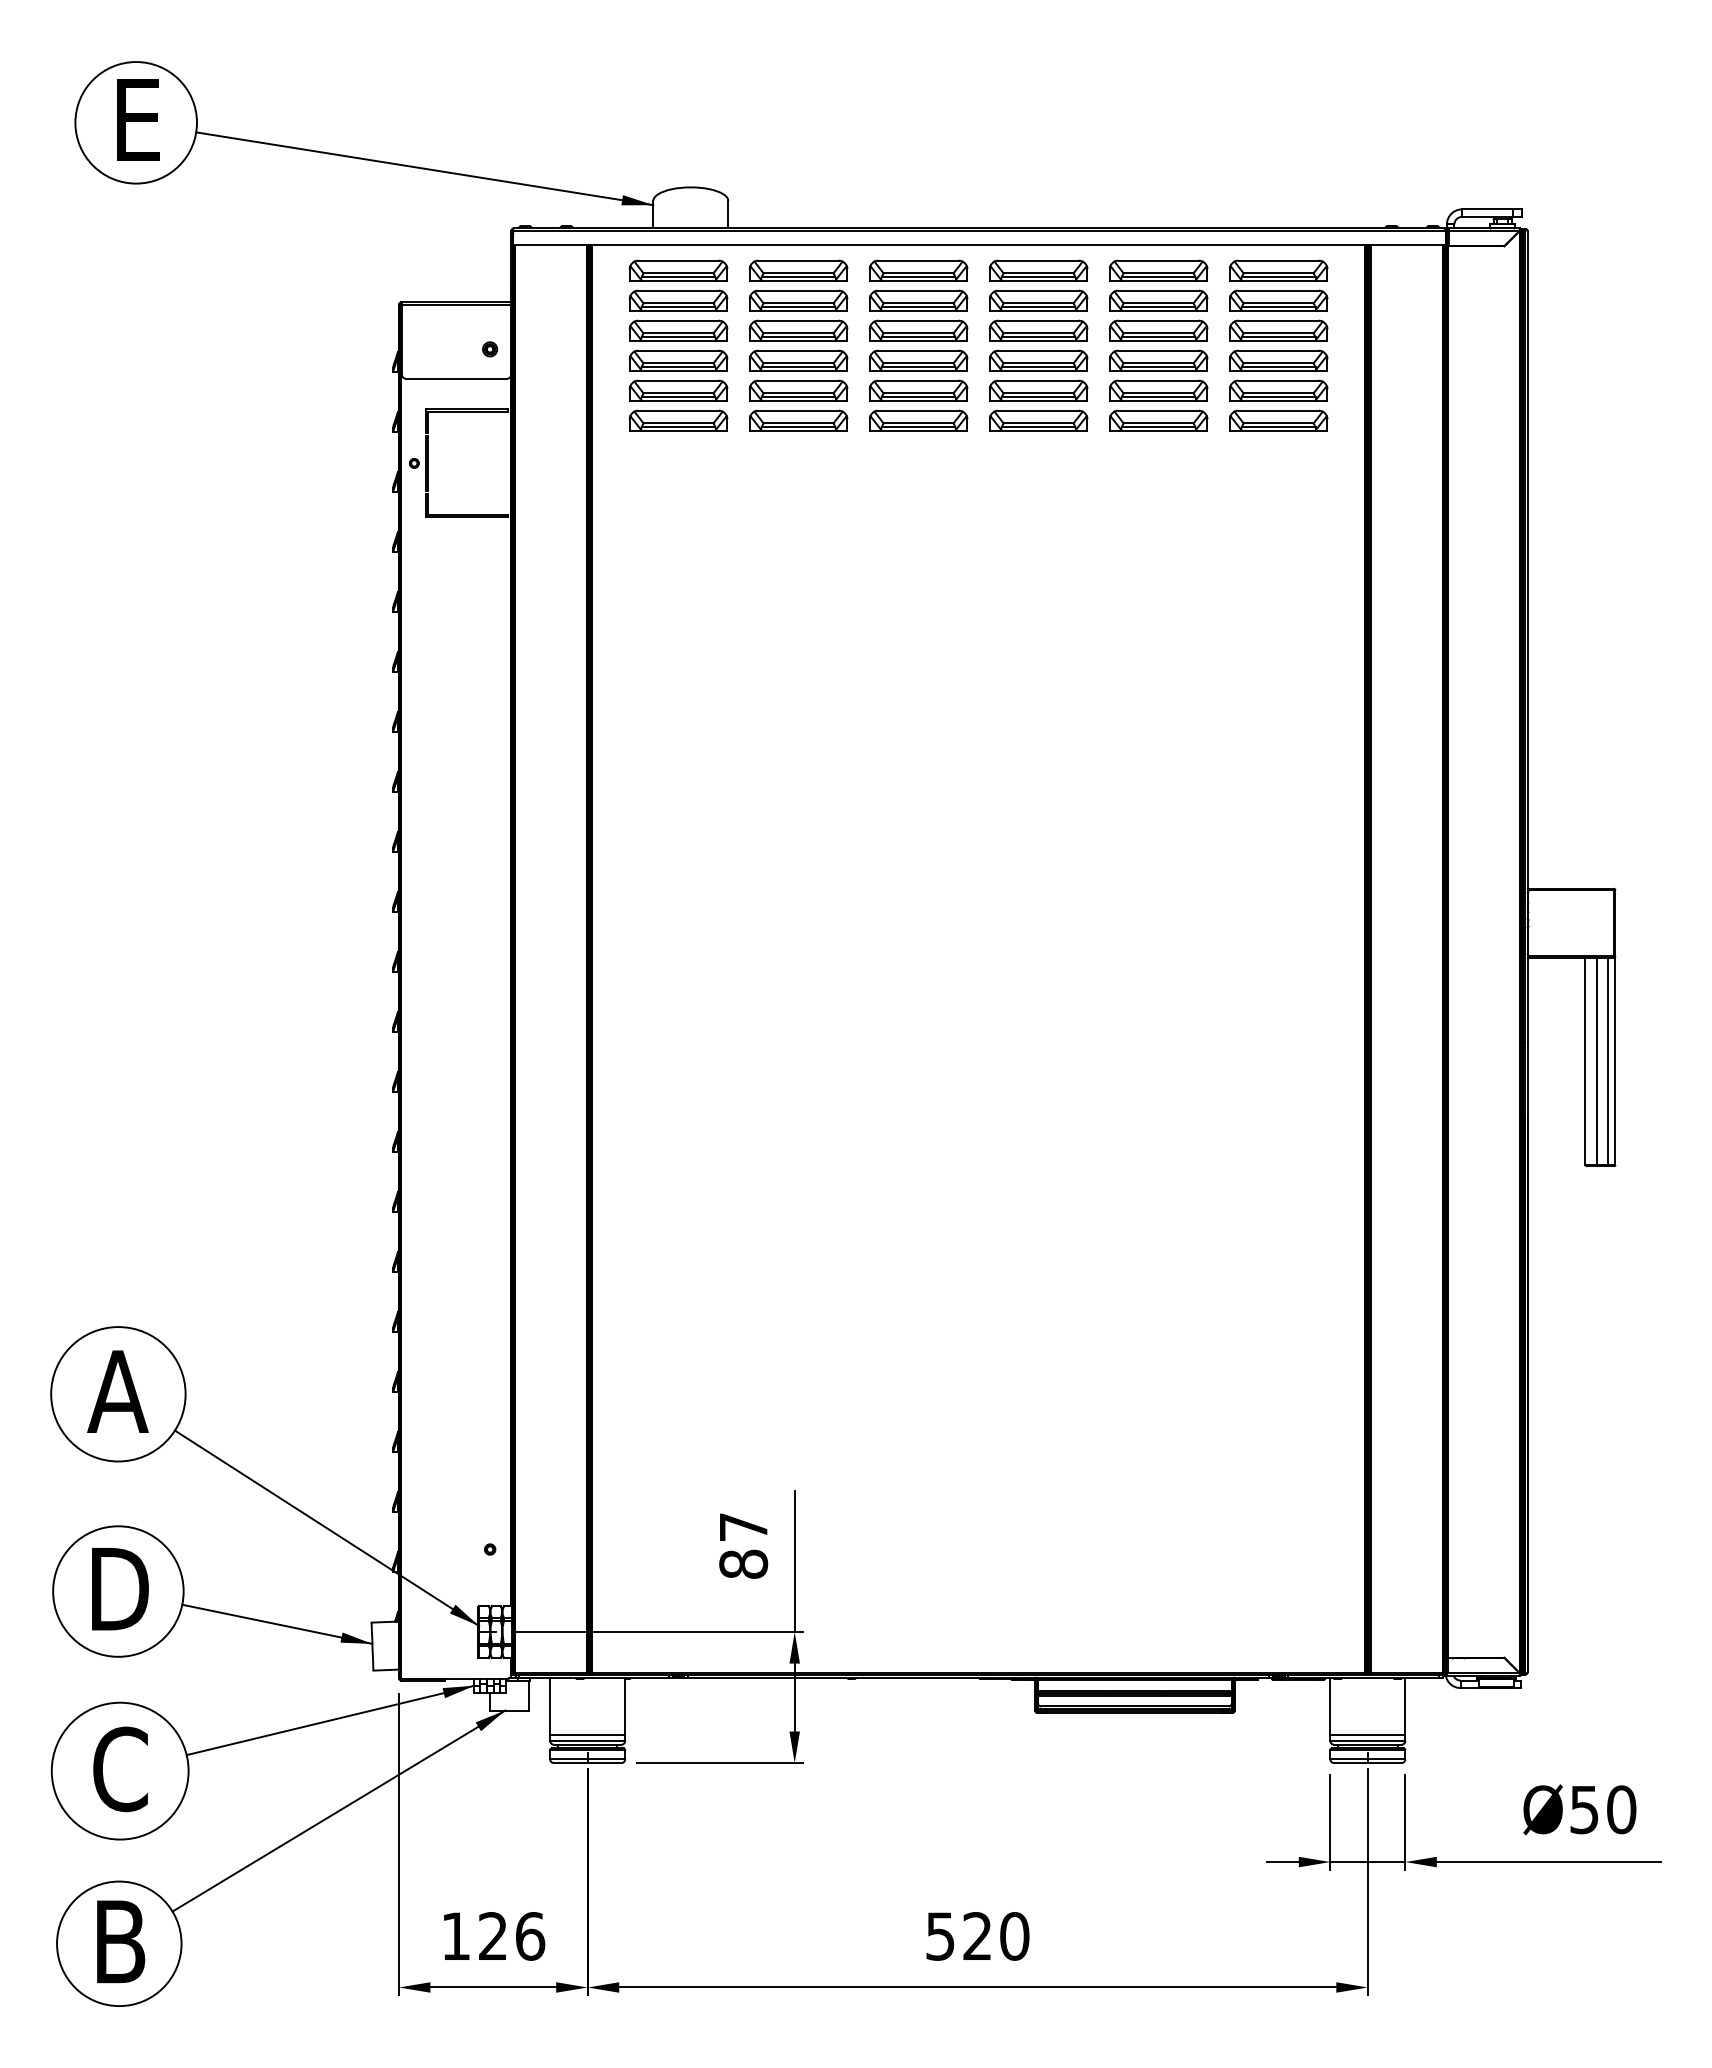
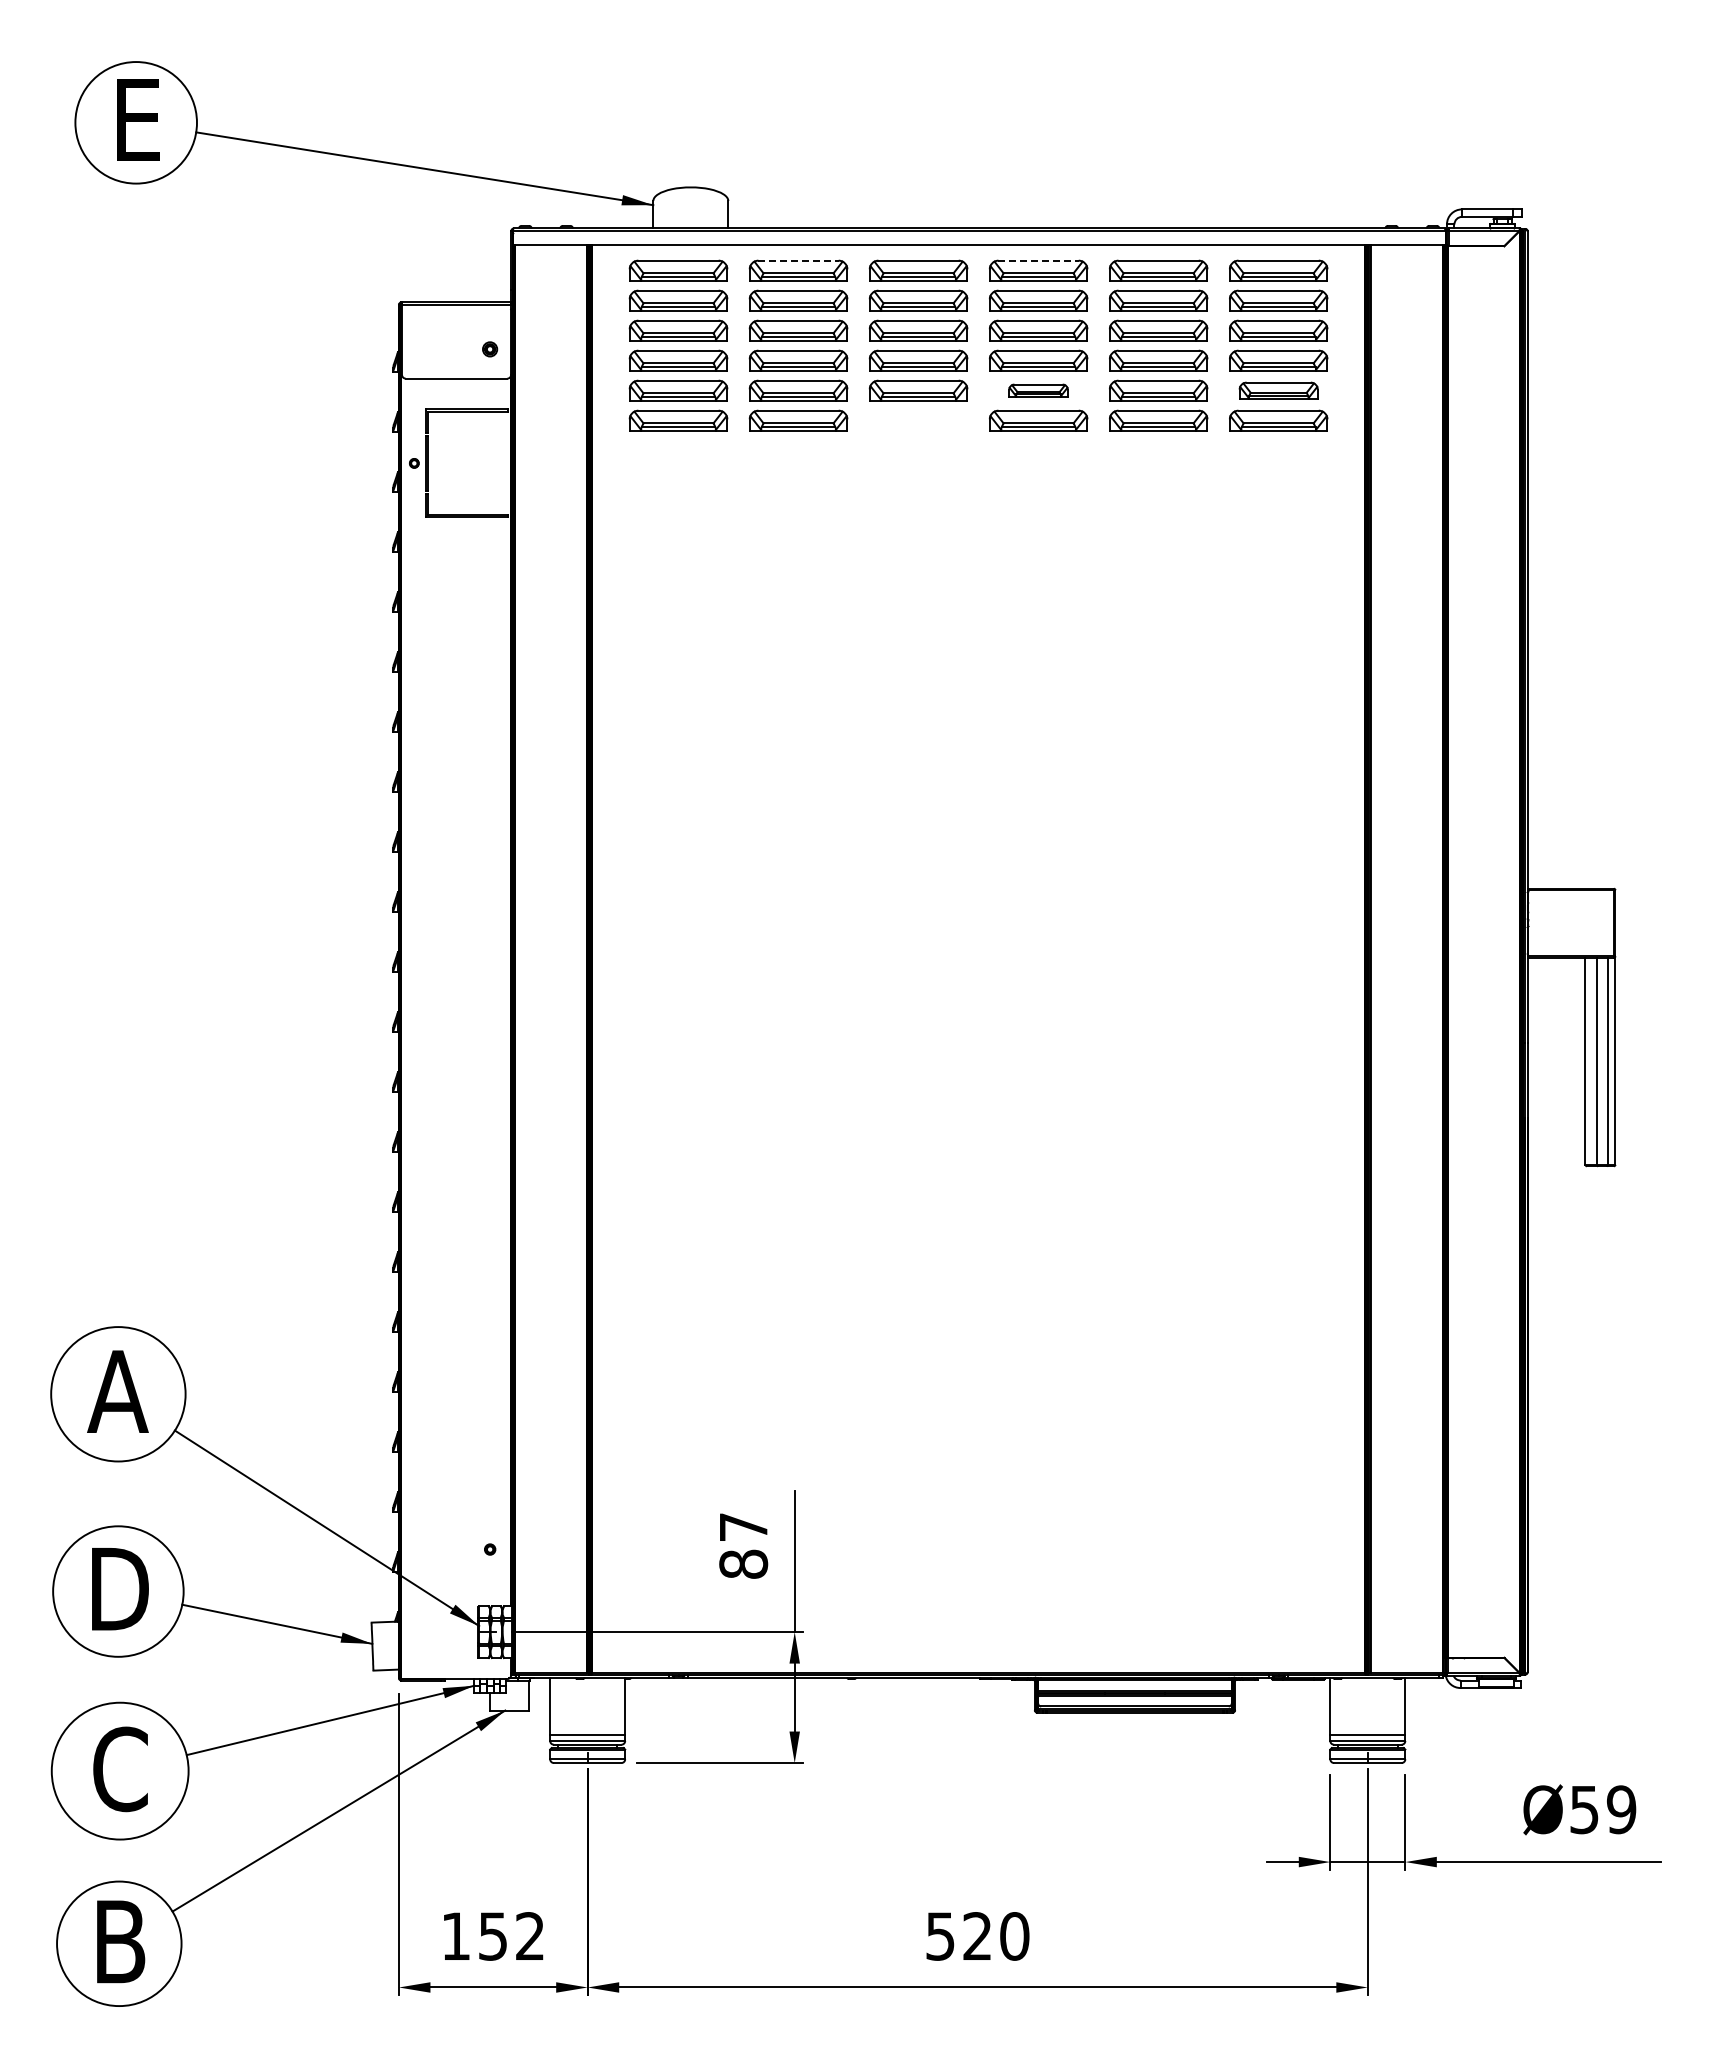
line: solid -> dashed (799, 260)
line: solid -> dashed (1039, 260)
part size: 101x23 px -> 61x15 px (1038, 390)
part size: 100x23 px -> 81x19 px (1278, 390)
part: present -> none (918, 420)
text: Ø50 -> Ø59 (1621, 1809)
text: 126 -> 152 (512, 1936)
